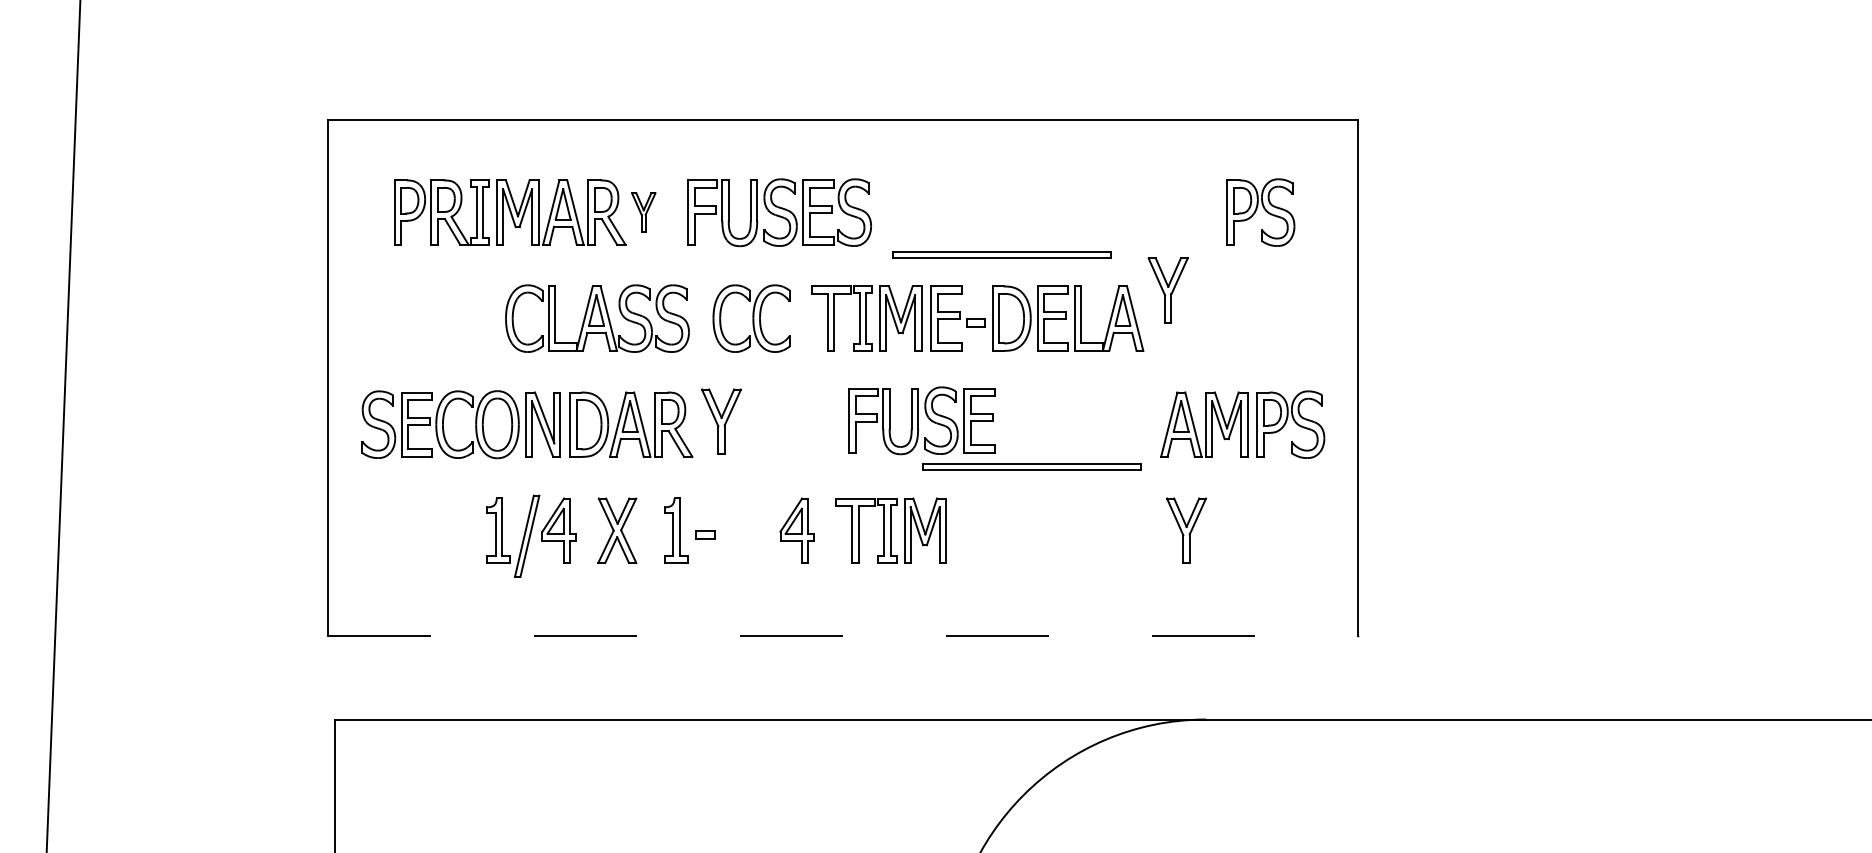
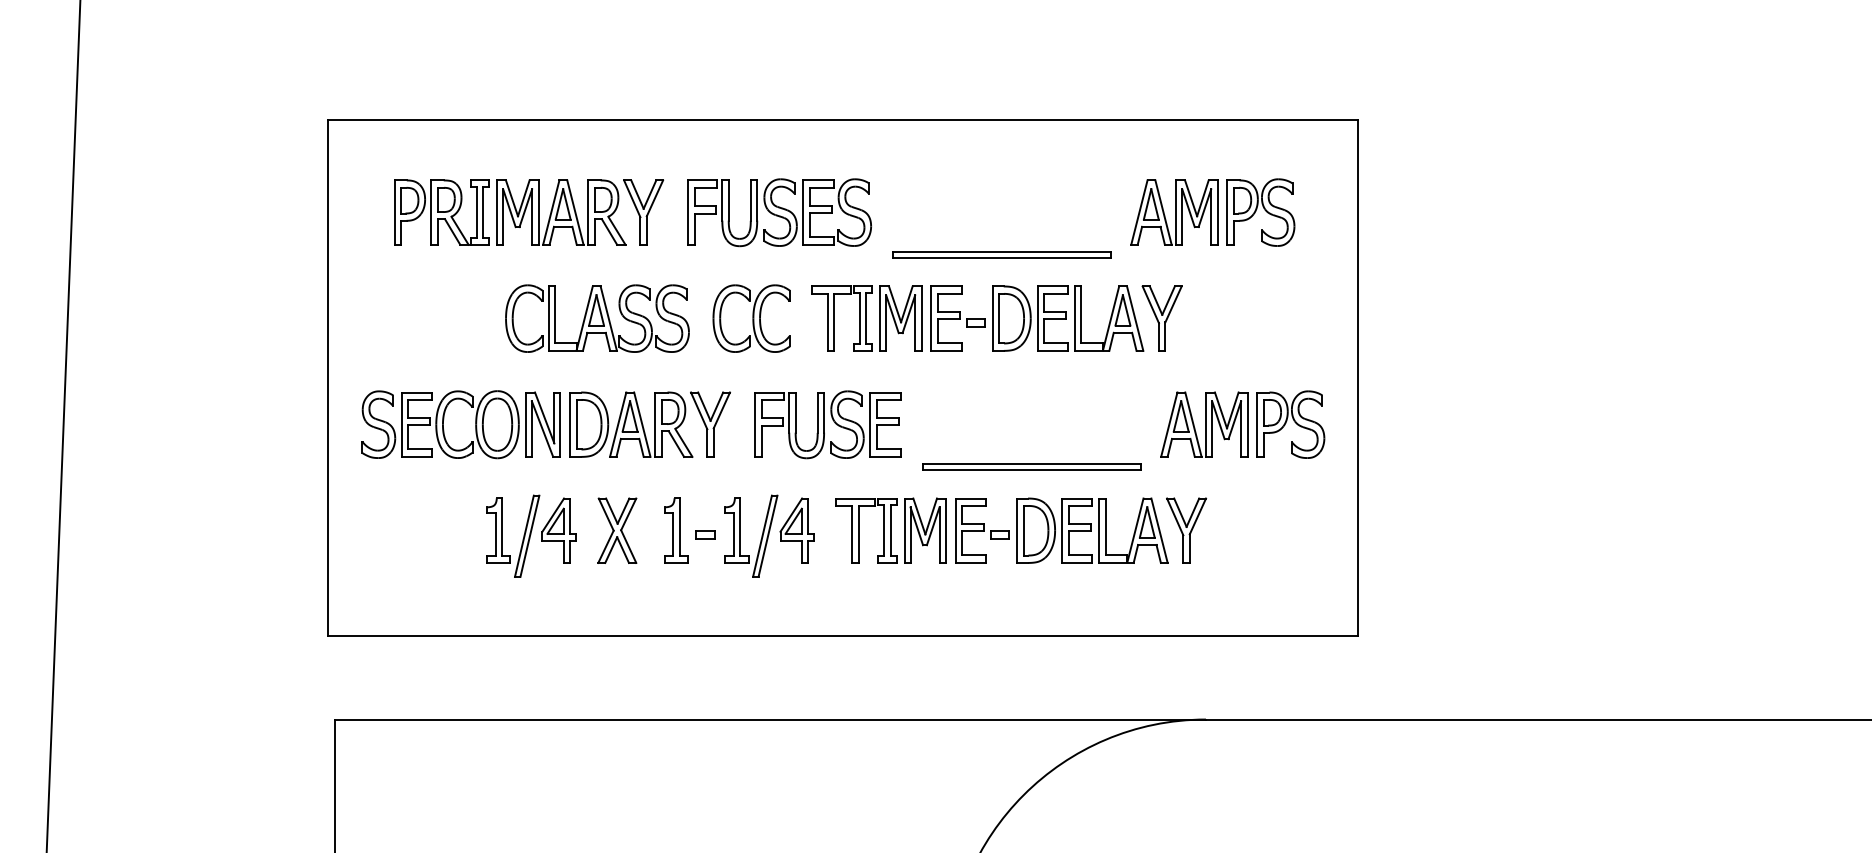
part size: 26x41 px -> 42x67 px (643, 212)
part: none -> present (1174, 212)
part position: (1167, 290) -> (1161, 318) (1161, 318)
part position: (921, 420) -> (827, 424) (827, 424)
part position: (721, 421) -> (710, 424) (710, 424)
part: none -> present (1061, 530)
part: none -> present (760, 539)
line: dashed -> solid (843, 635)
